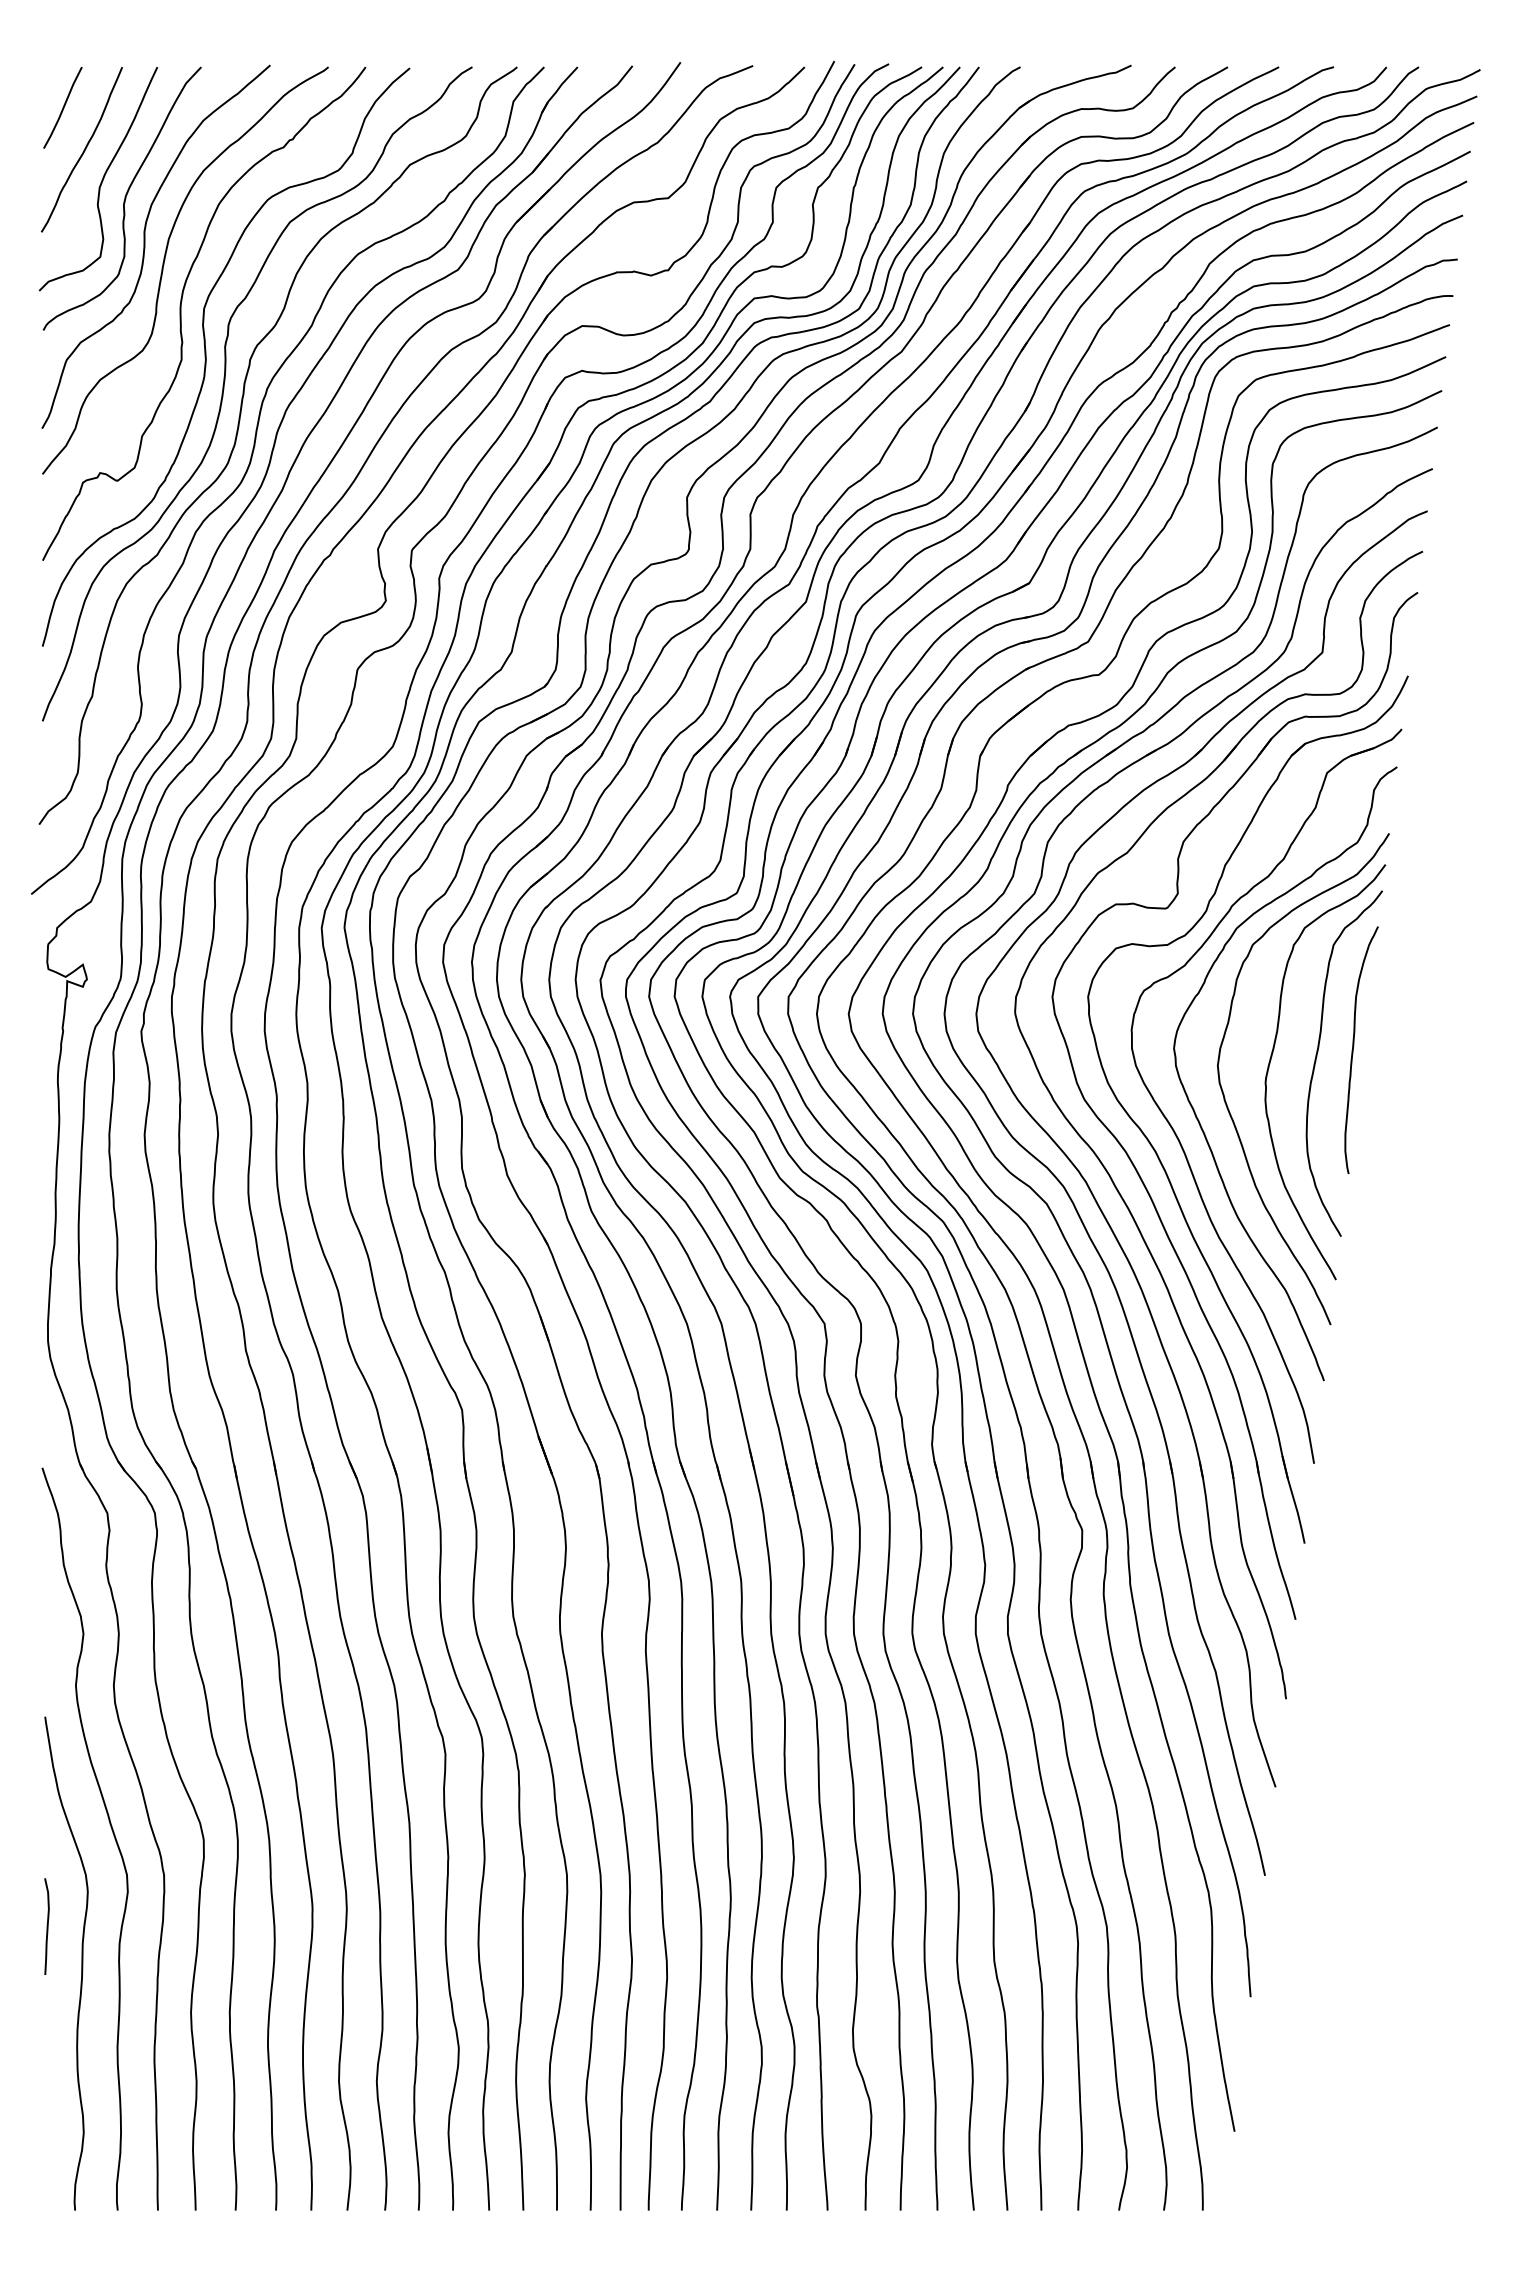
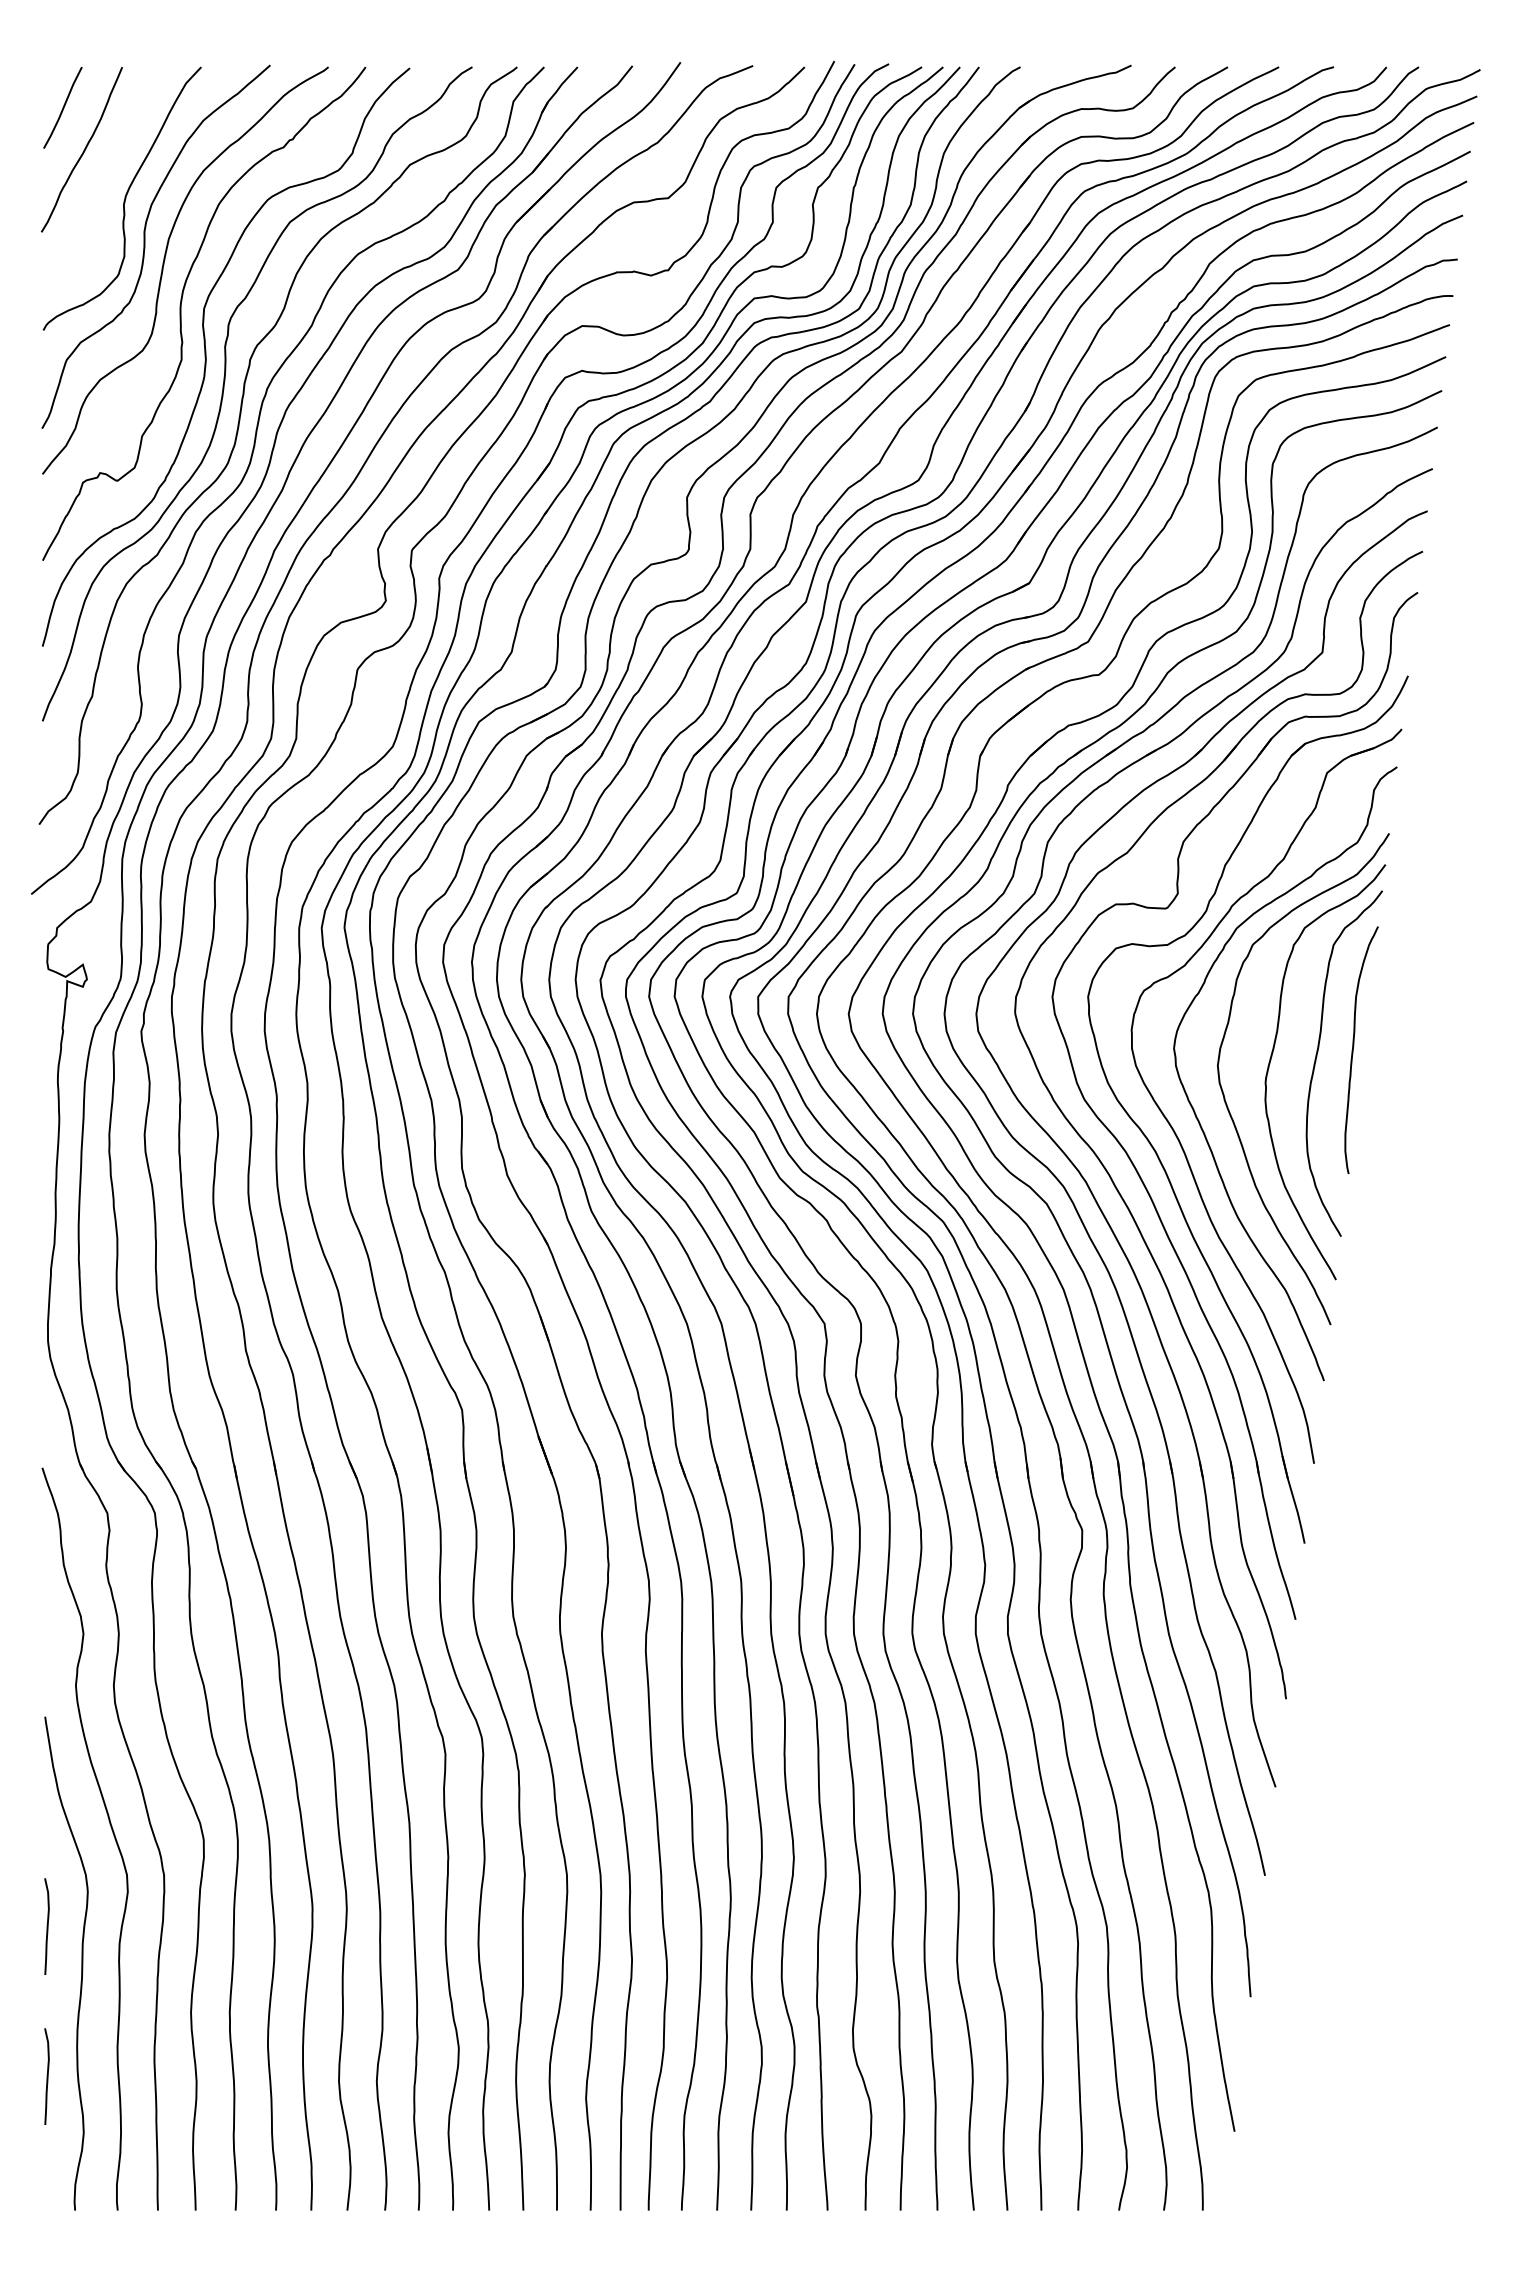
curve: present -> none (101, 179)
curve: none -> present (46, 2076)
